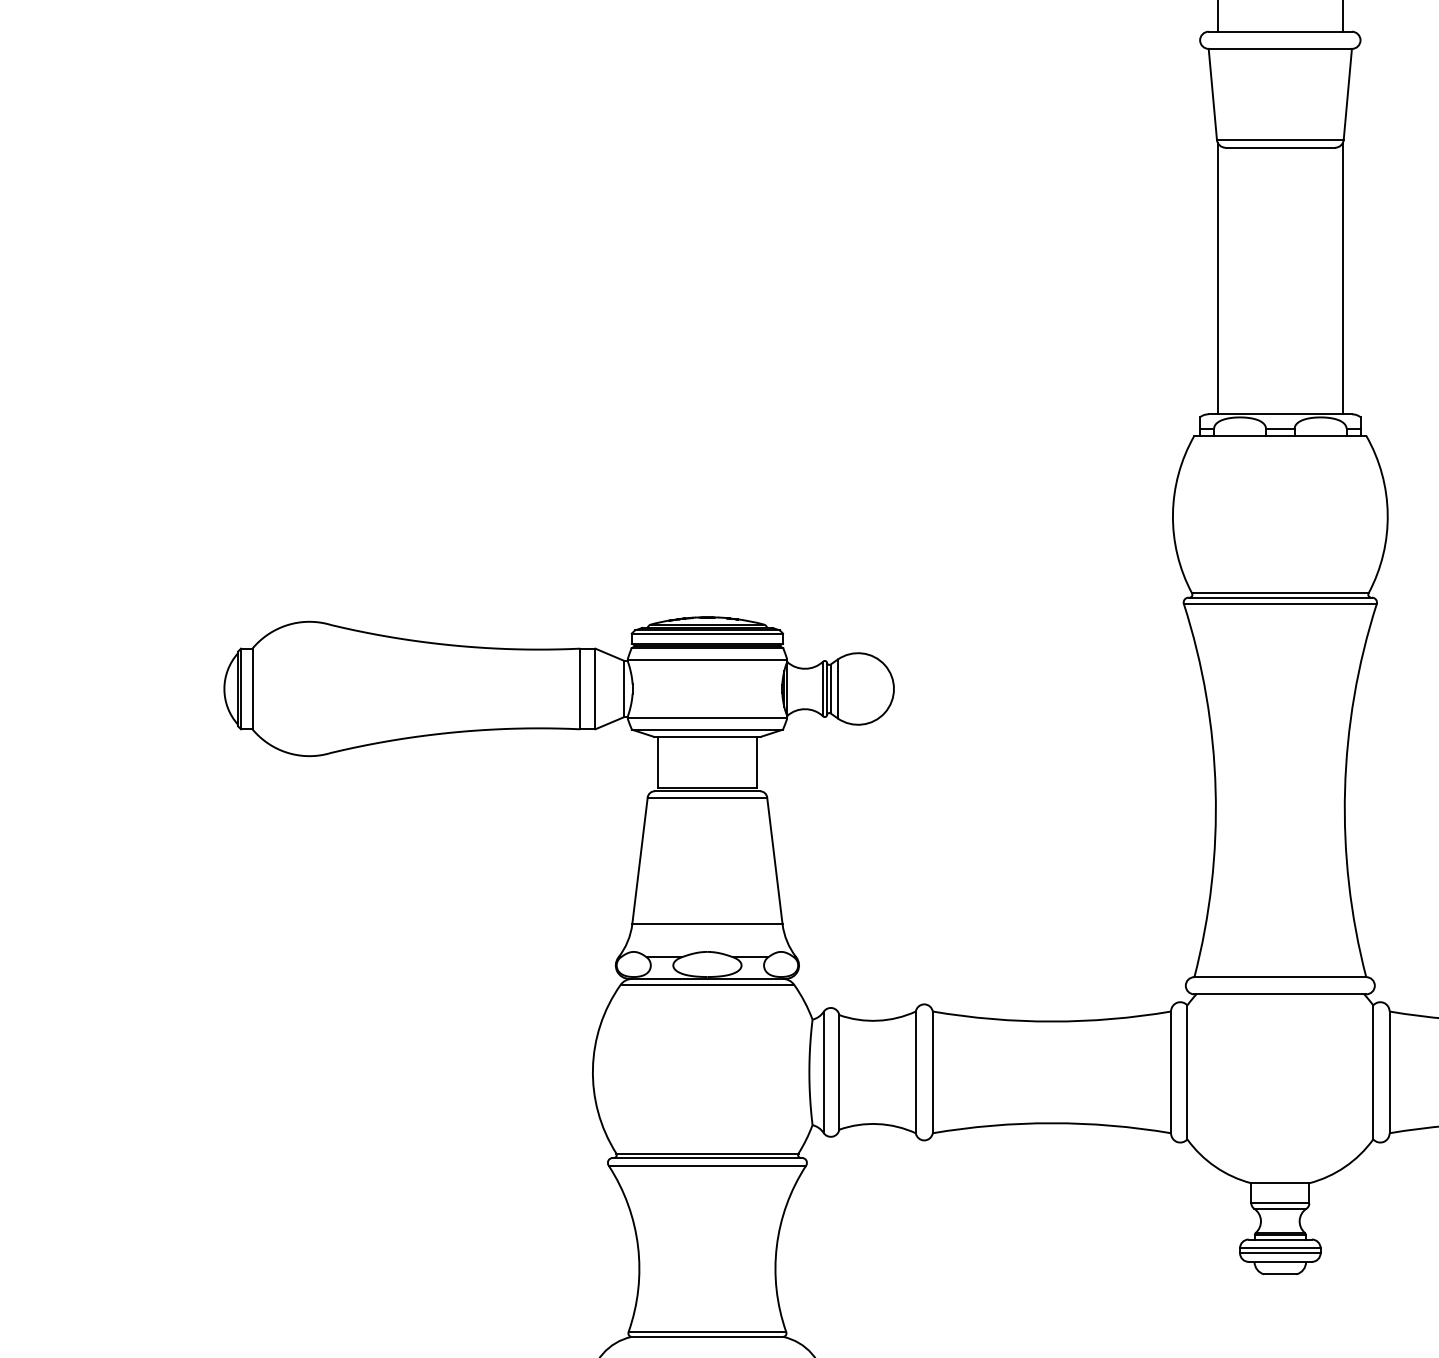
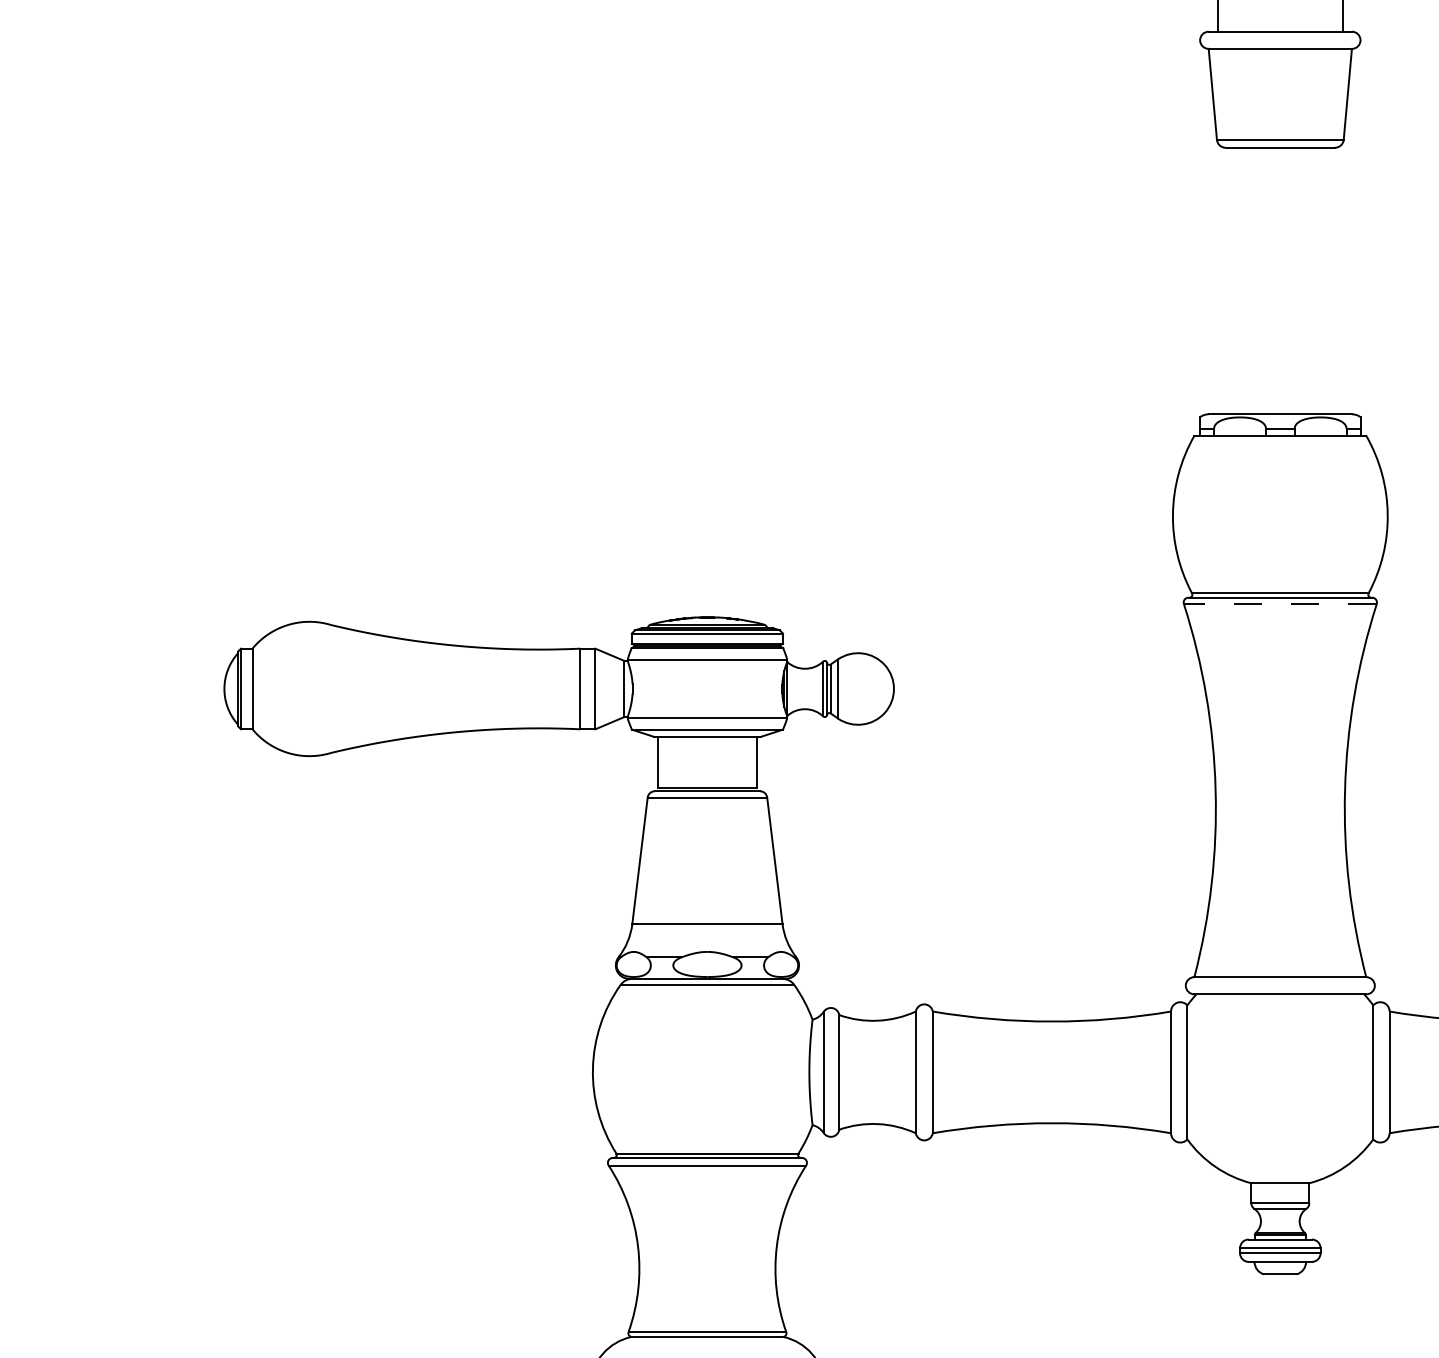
line: present -> none (1217, 278)
line: present -> none (1343, 278)
line: solid -> dashed (1279, 604)
